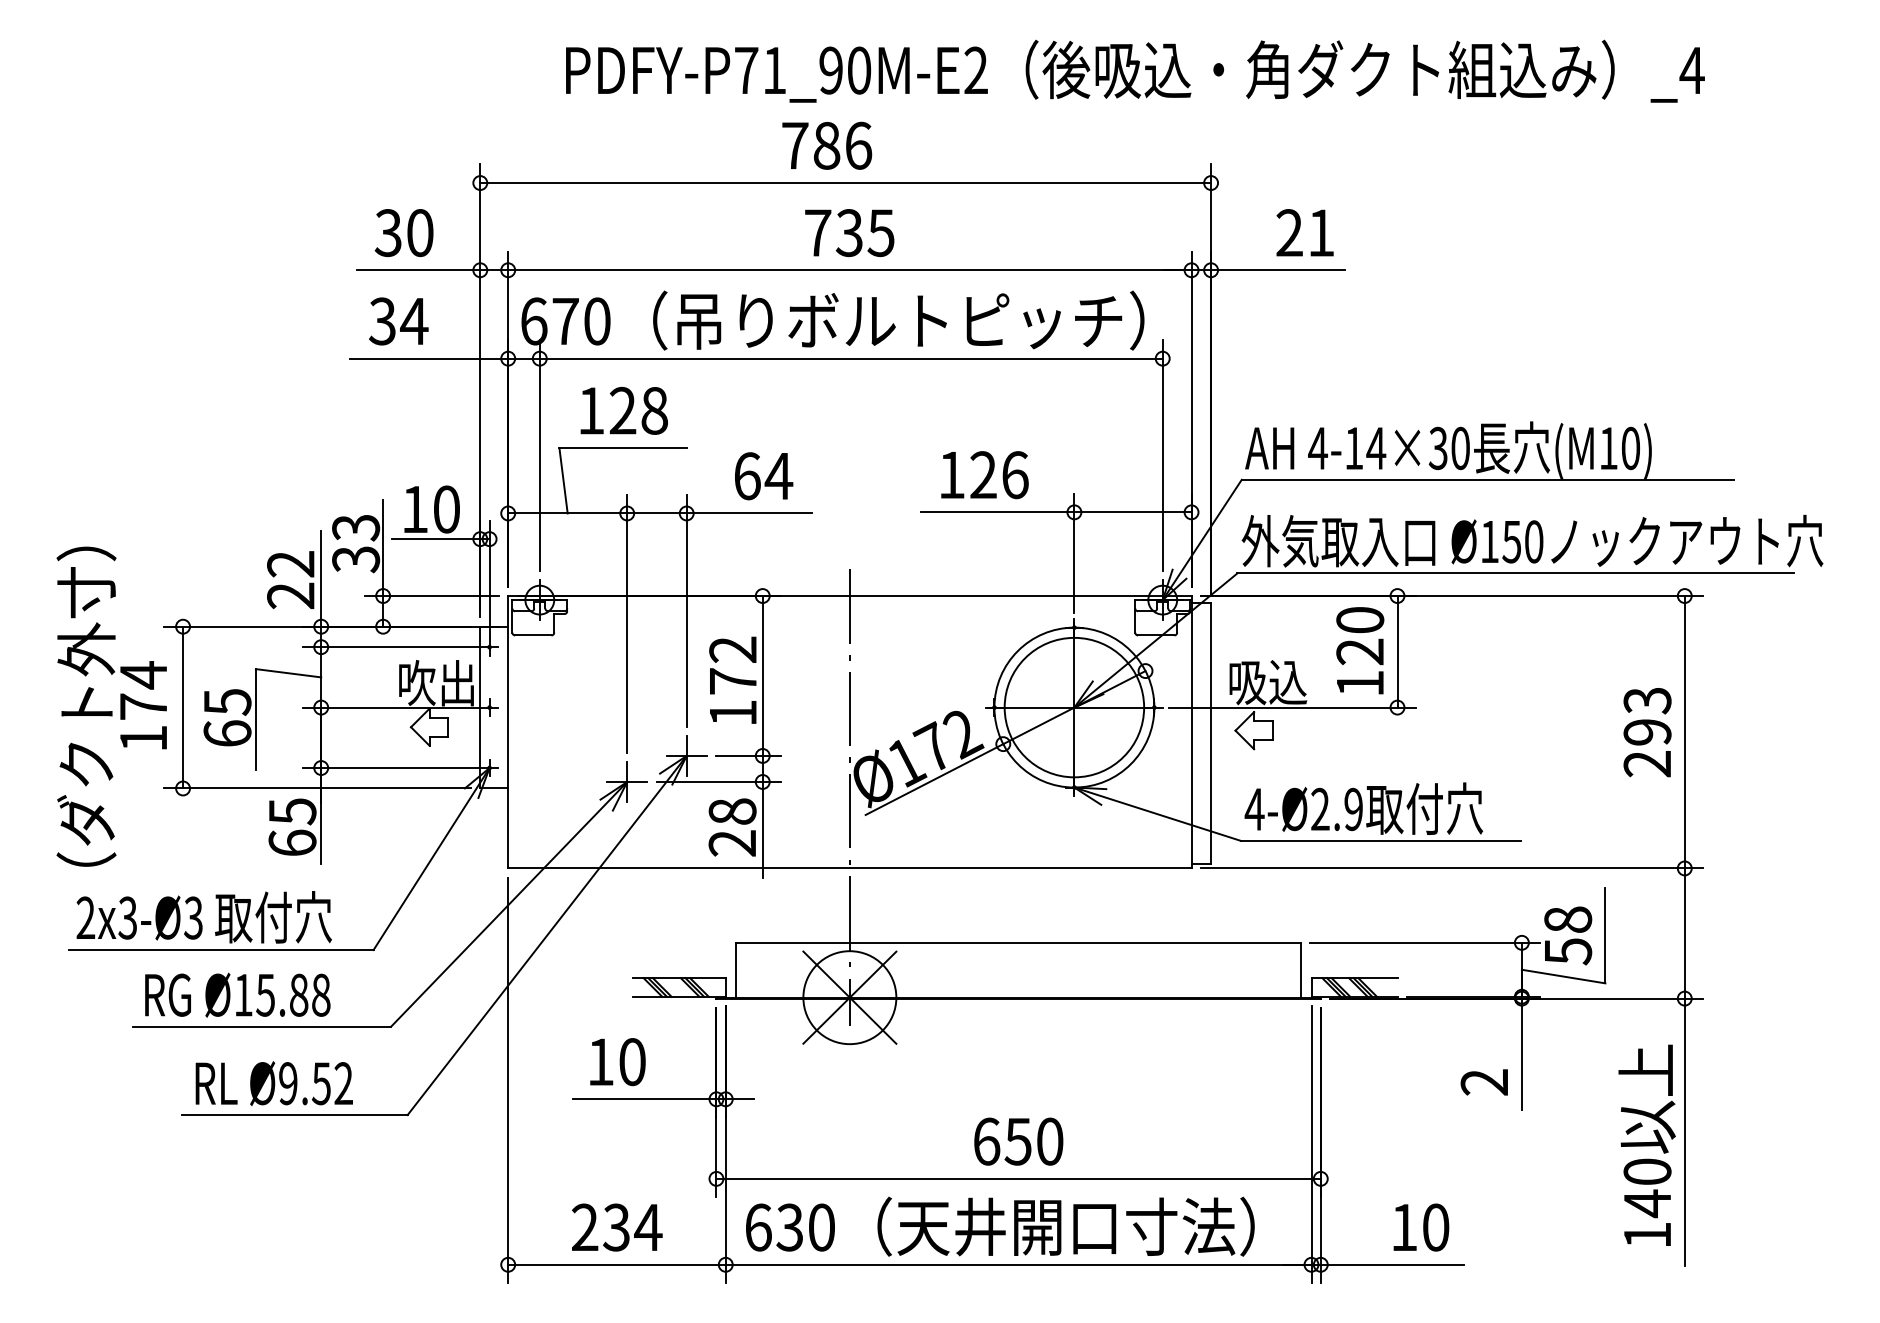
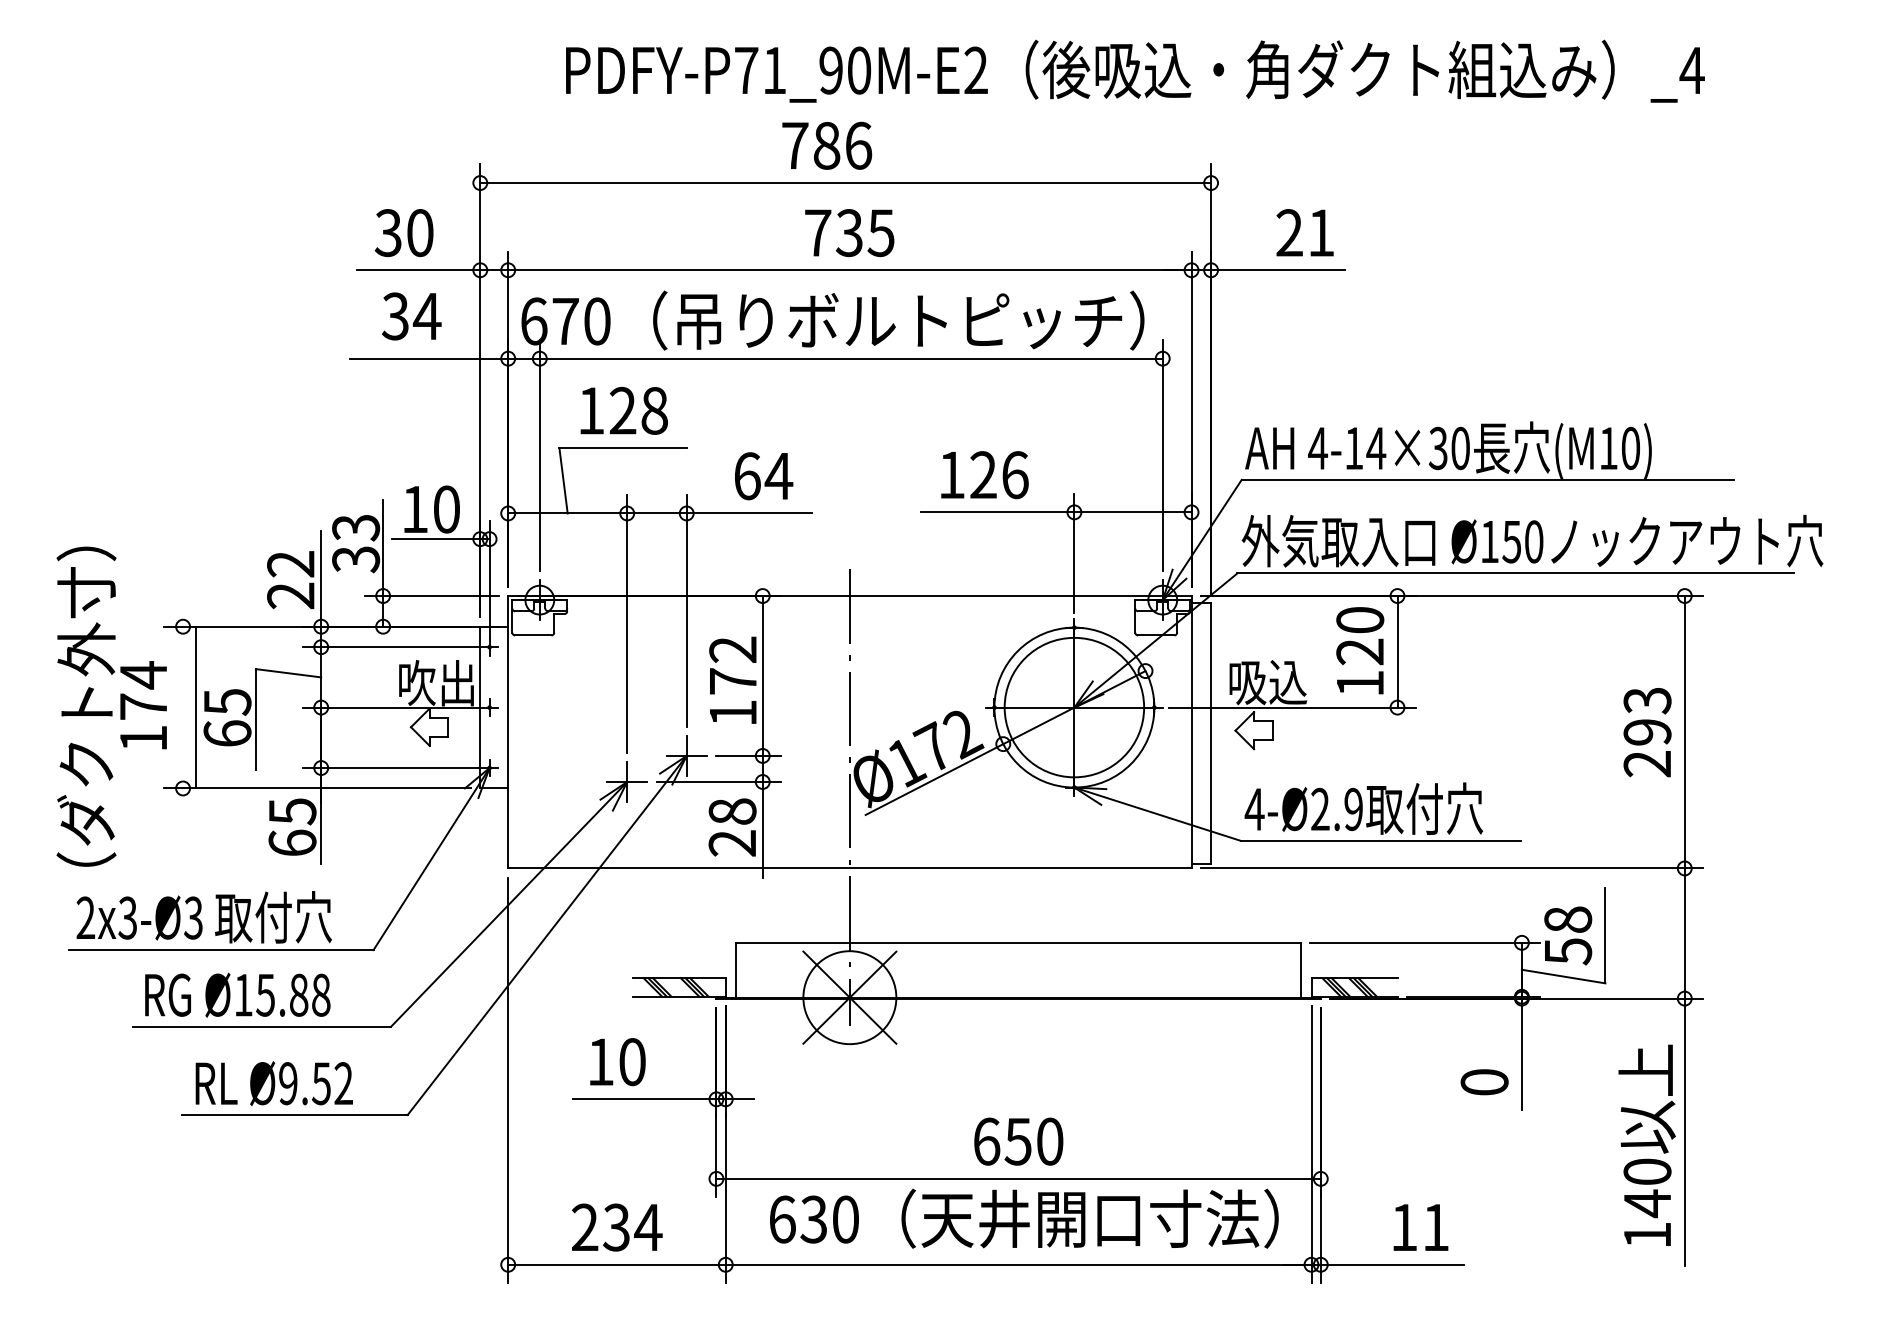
text position: (398, 321) -> (411, 316) (411, 316)
line position: (183, 707) -> (196, 707) (196, 707)
text: 2 -> 0 (1484, 1082)
text position: (1000, 1226) -> (1024, 1218) (1024, 1218)
text: 10 -> 11 (1436, 1227)
